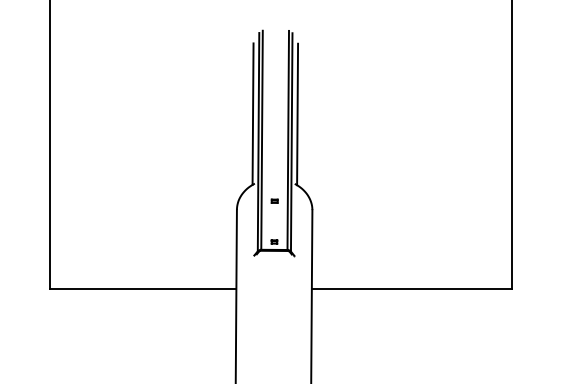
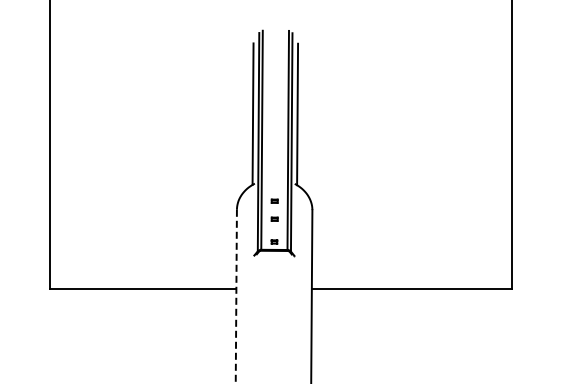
part: none -> present (274, 218)
line: solid -> dashed (236, 296)
